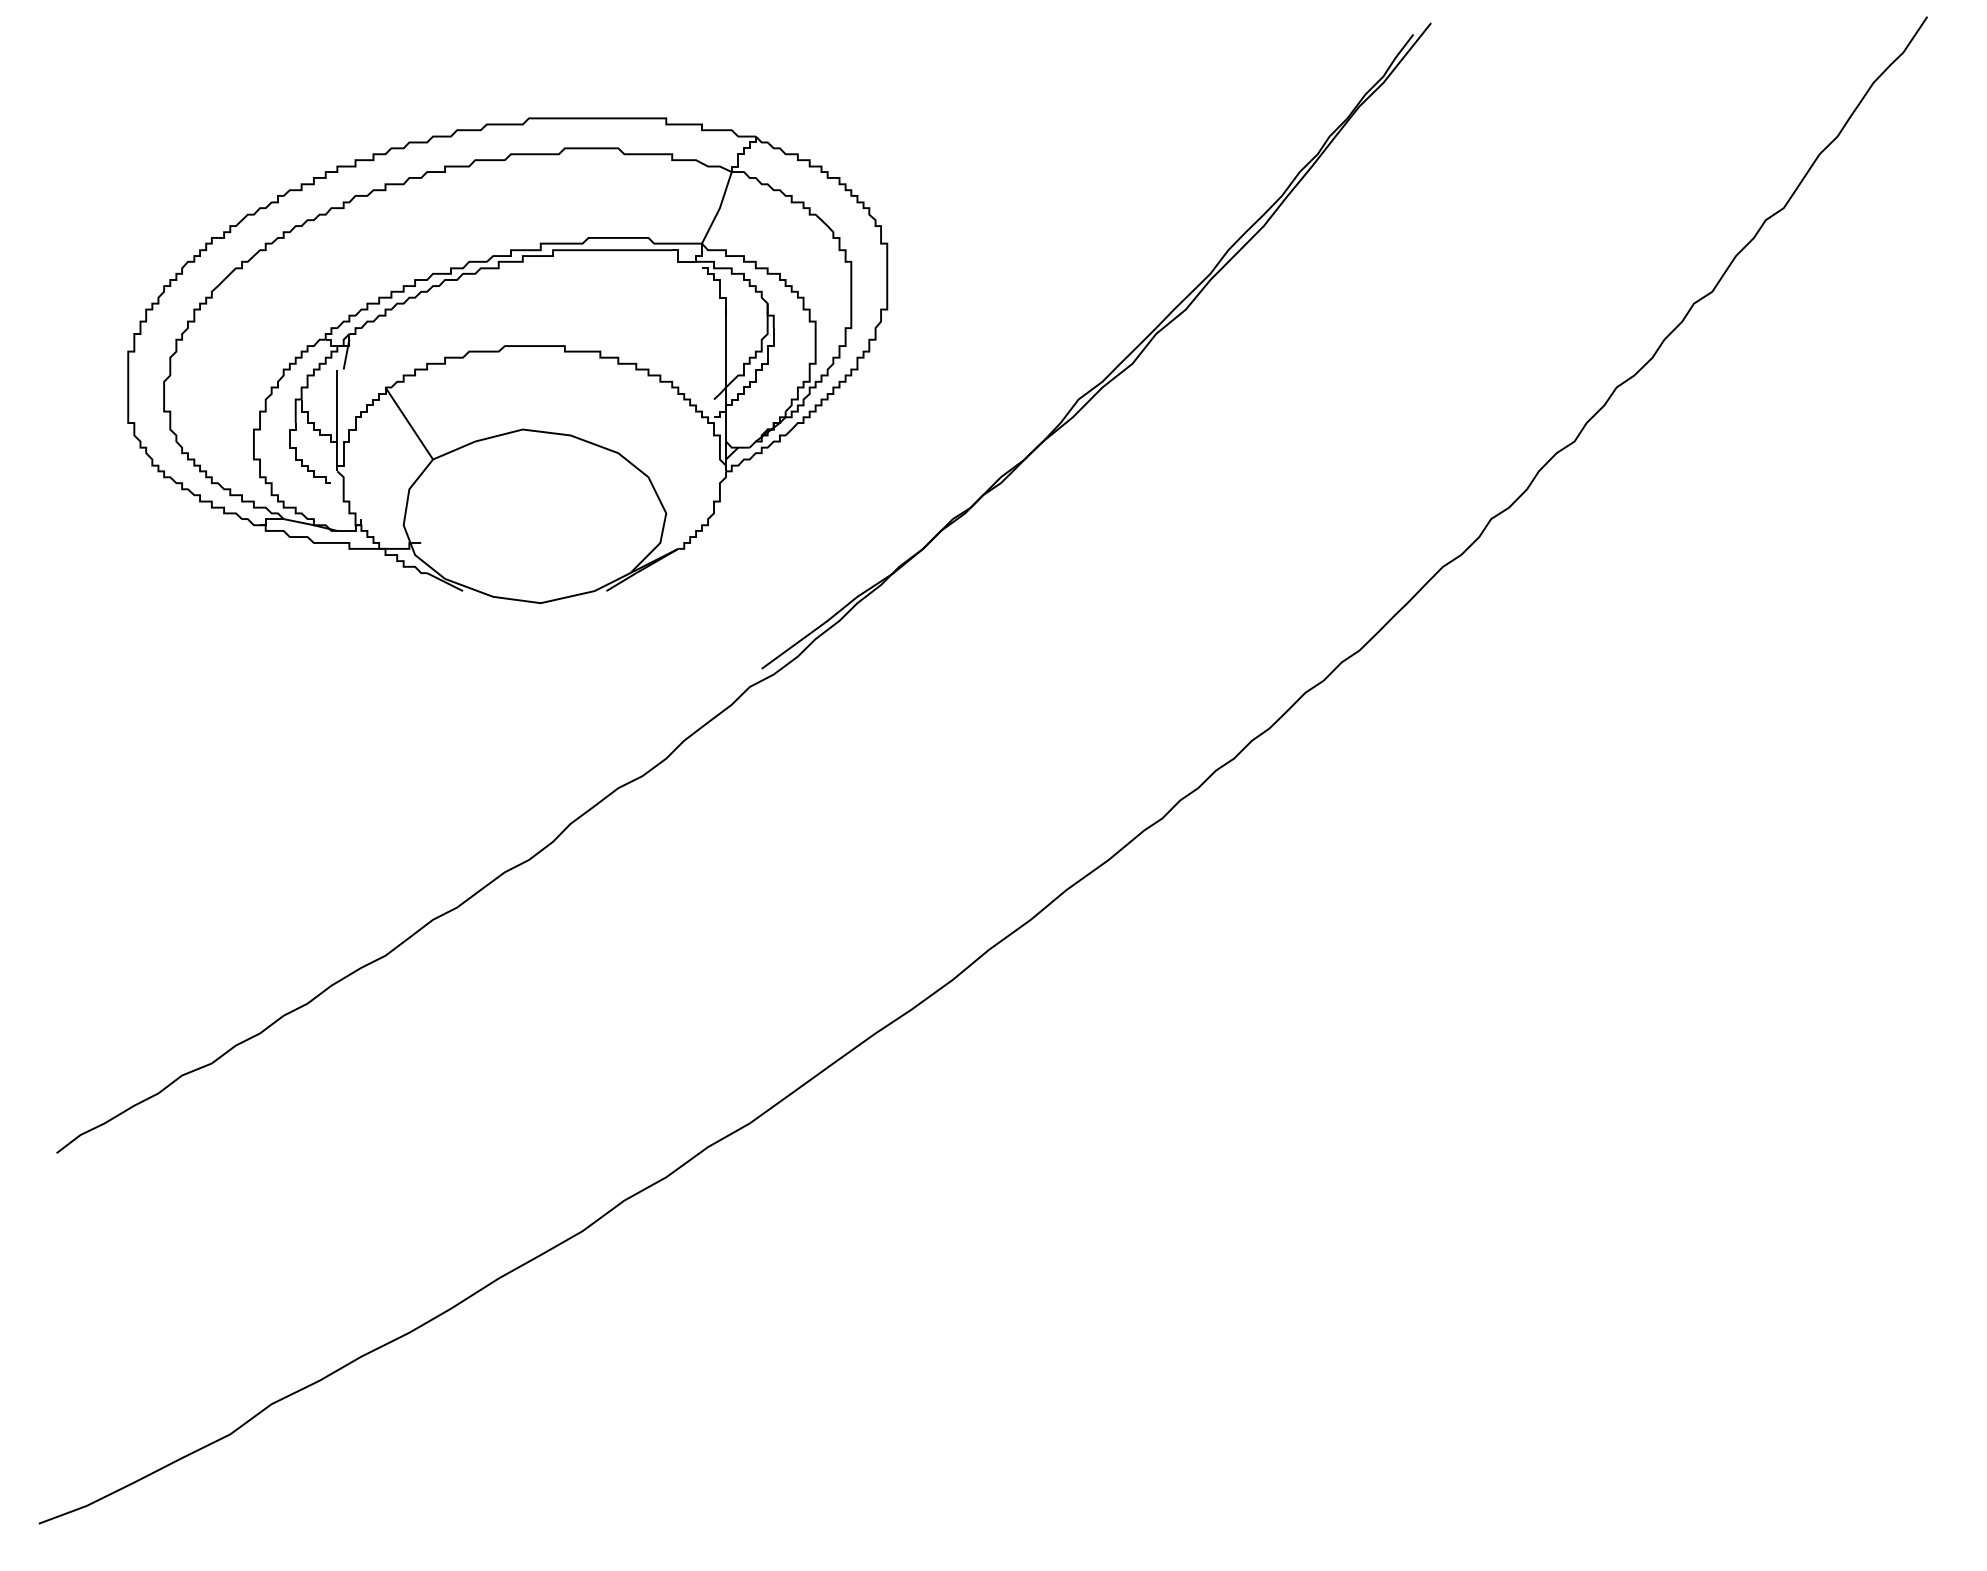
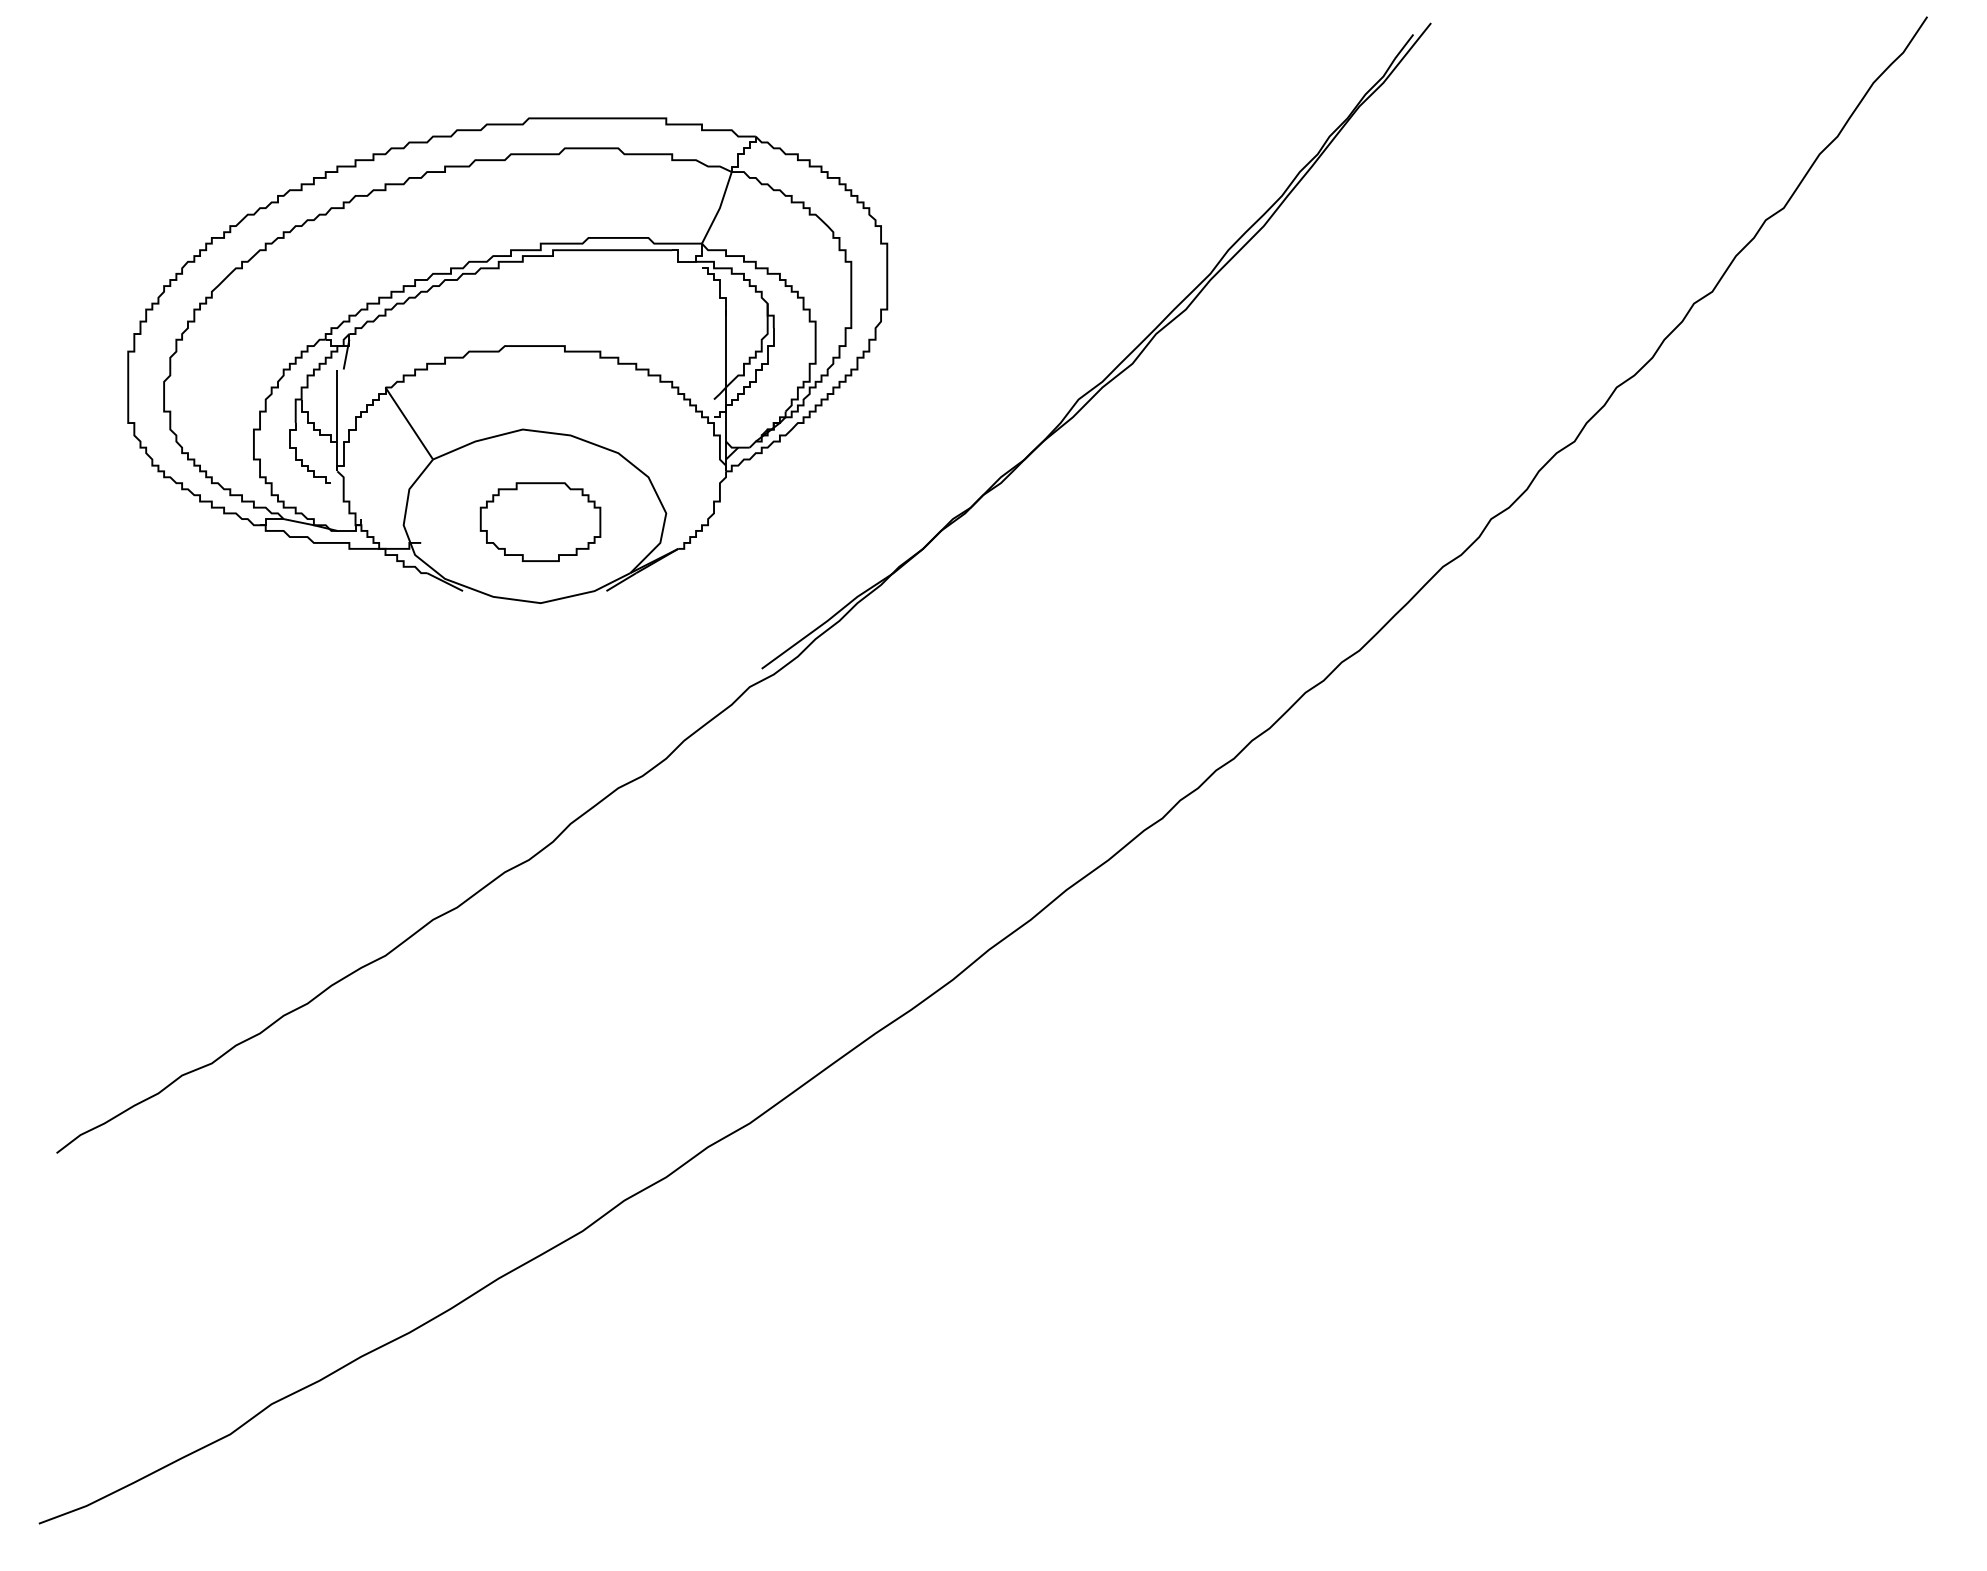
part: none -> present (540, 521)
